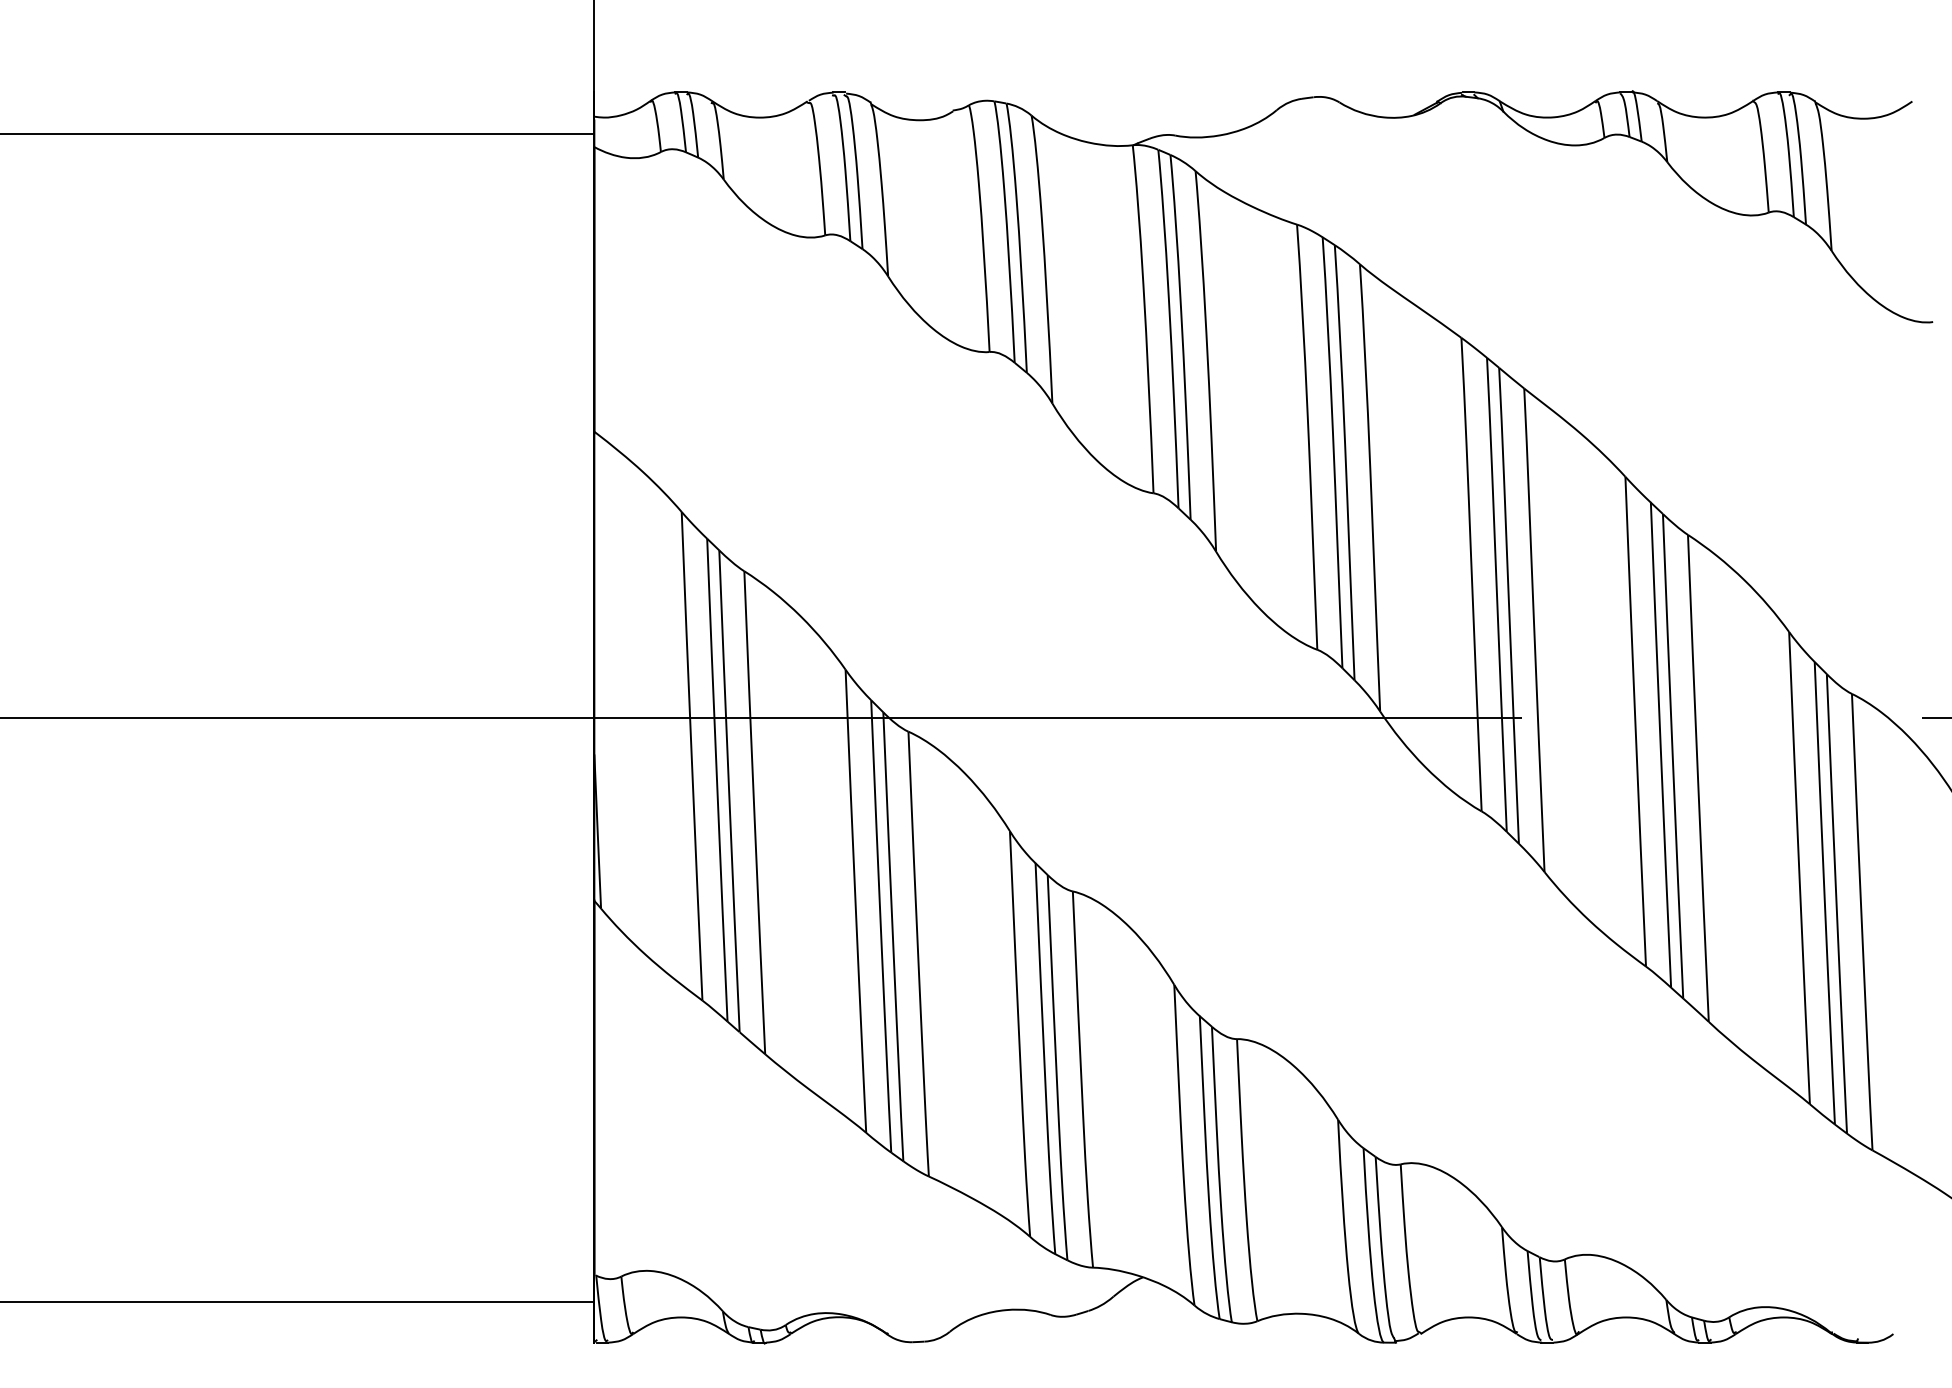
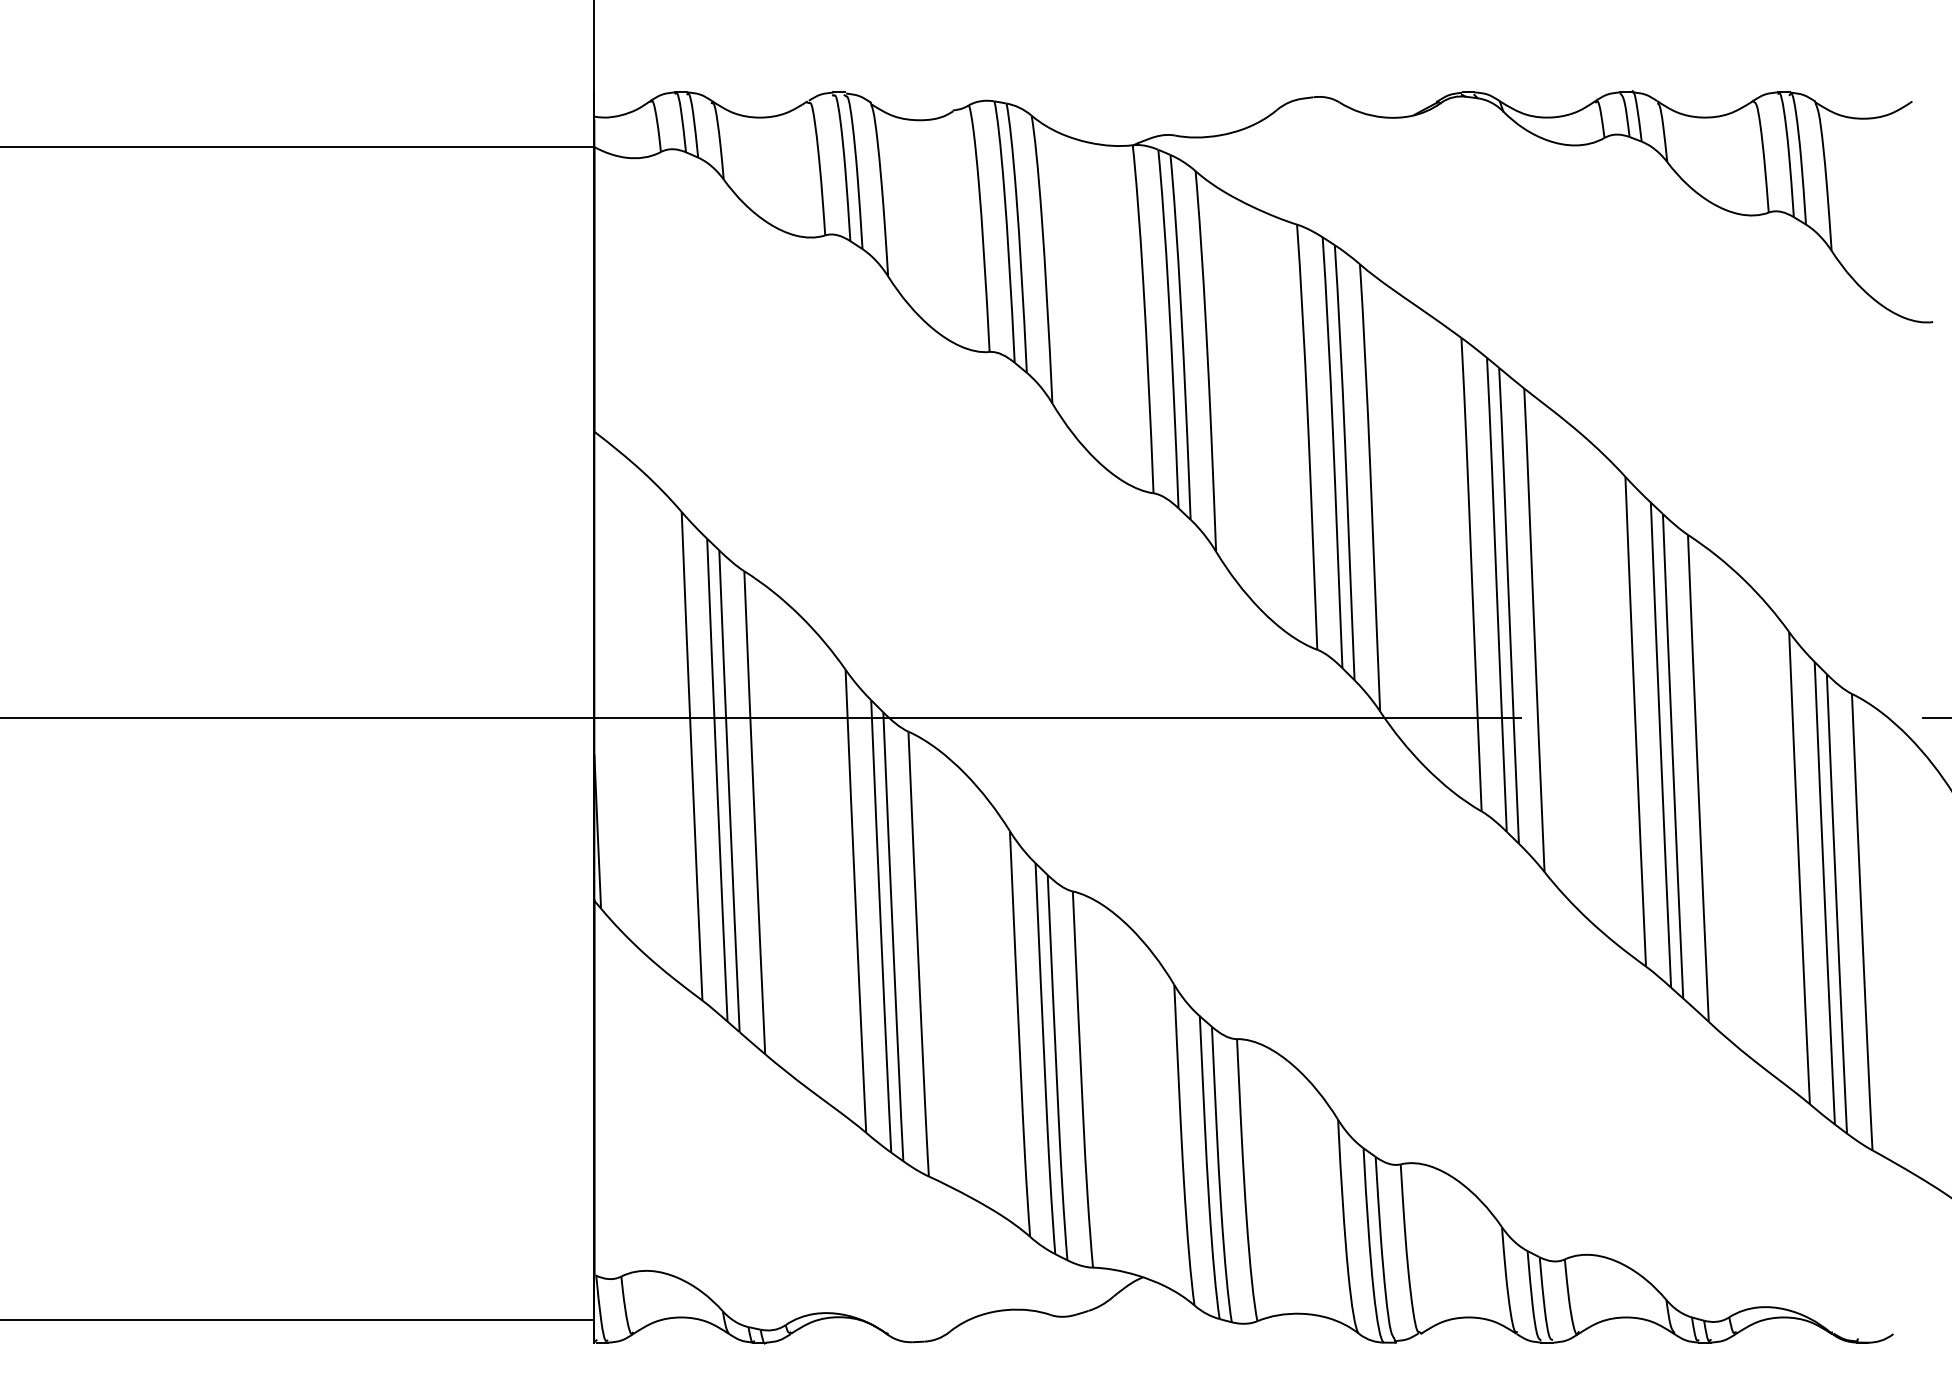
line position: (298, 133) -> (298, 146) (298, 146)
line position: (298, 1302) -> (298, 1320) (298, 1320)
